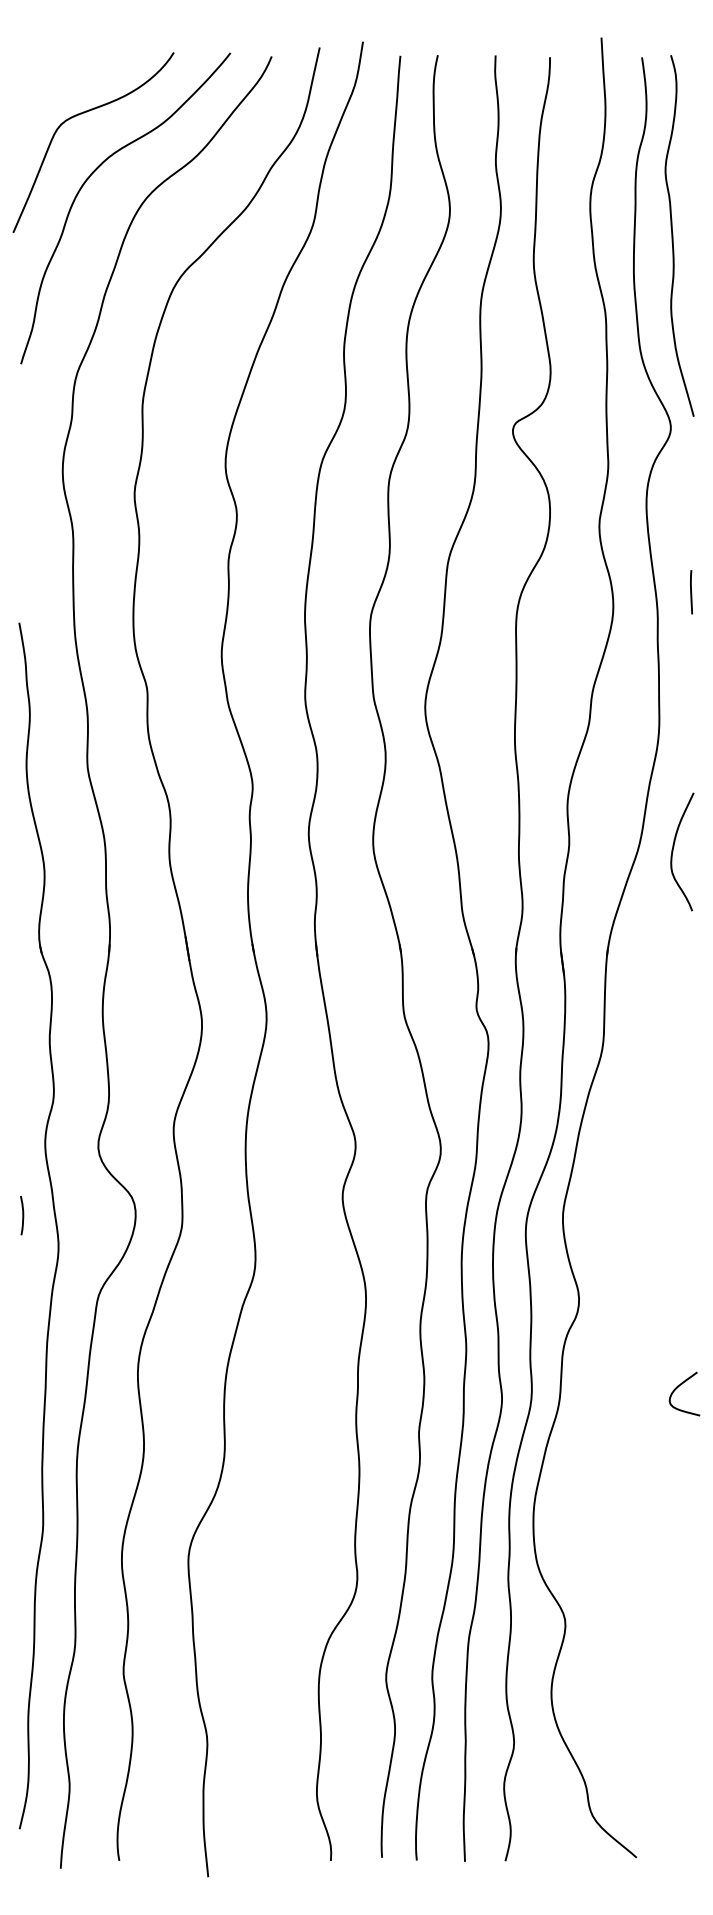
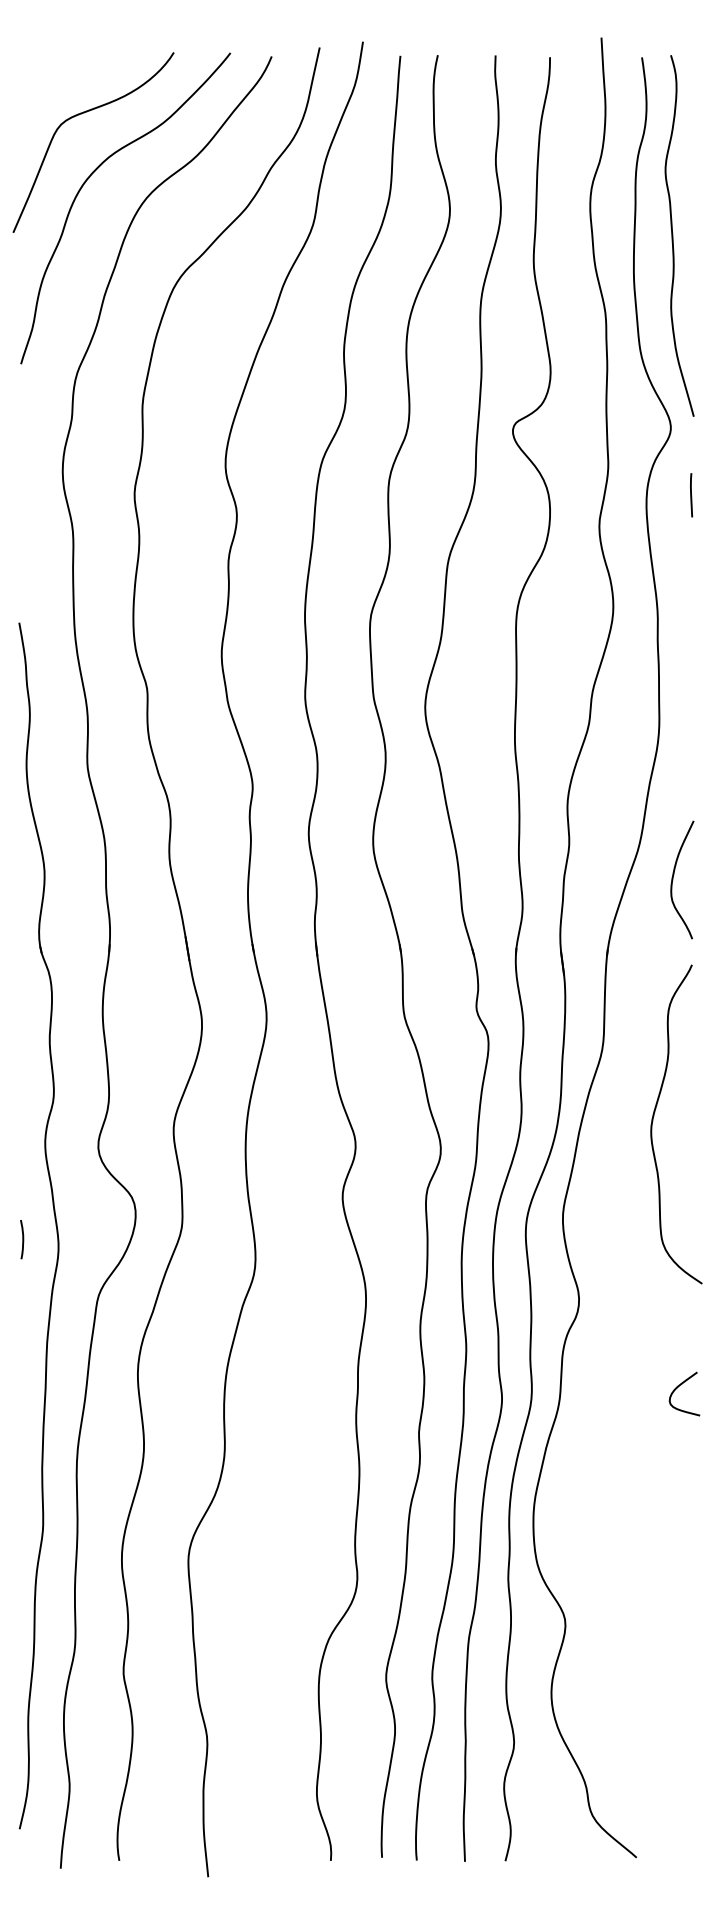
line position: (691, 592) -> (691, 495) (691, 495)
curve position: (674, 847) -> (674, 875) (674, 875)
curve: none -> present (653, 1121)
curve position: (22, 1215) -> (22, 1239) (22, 1239)
